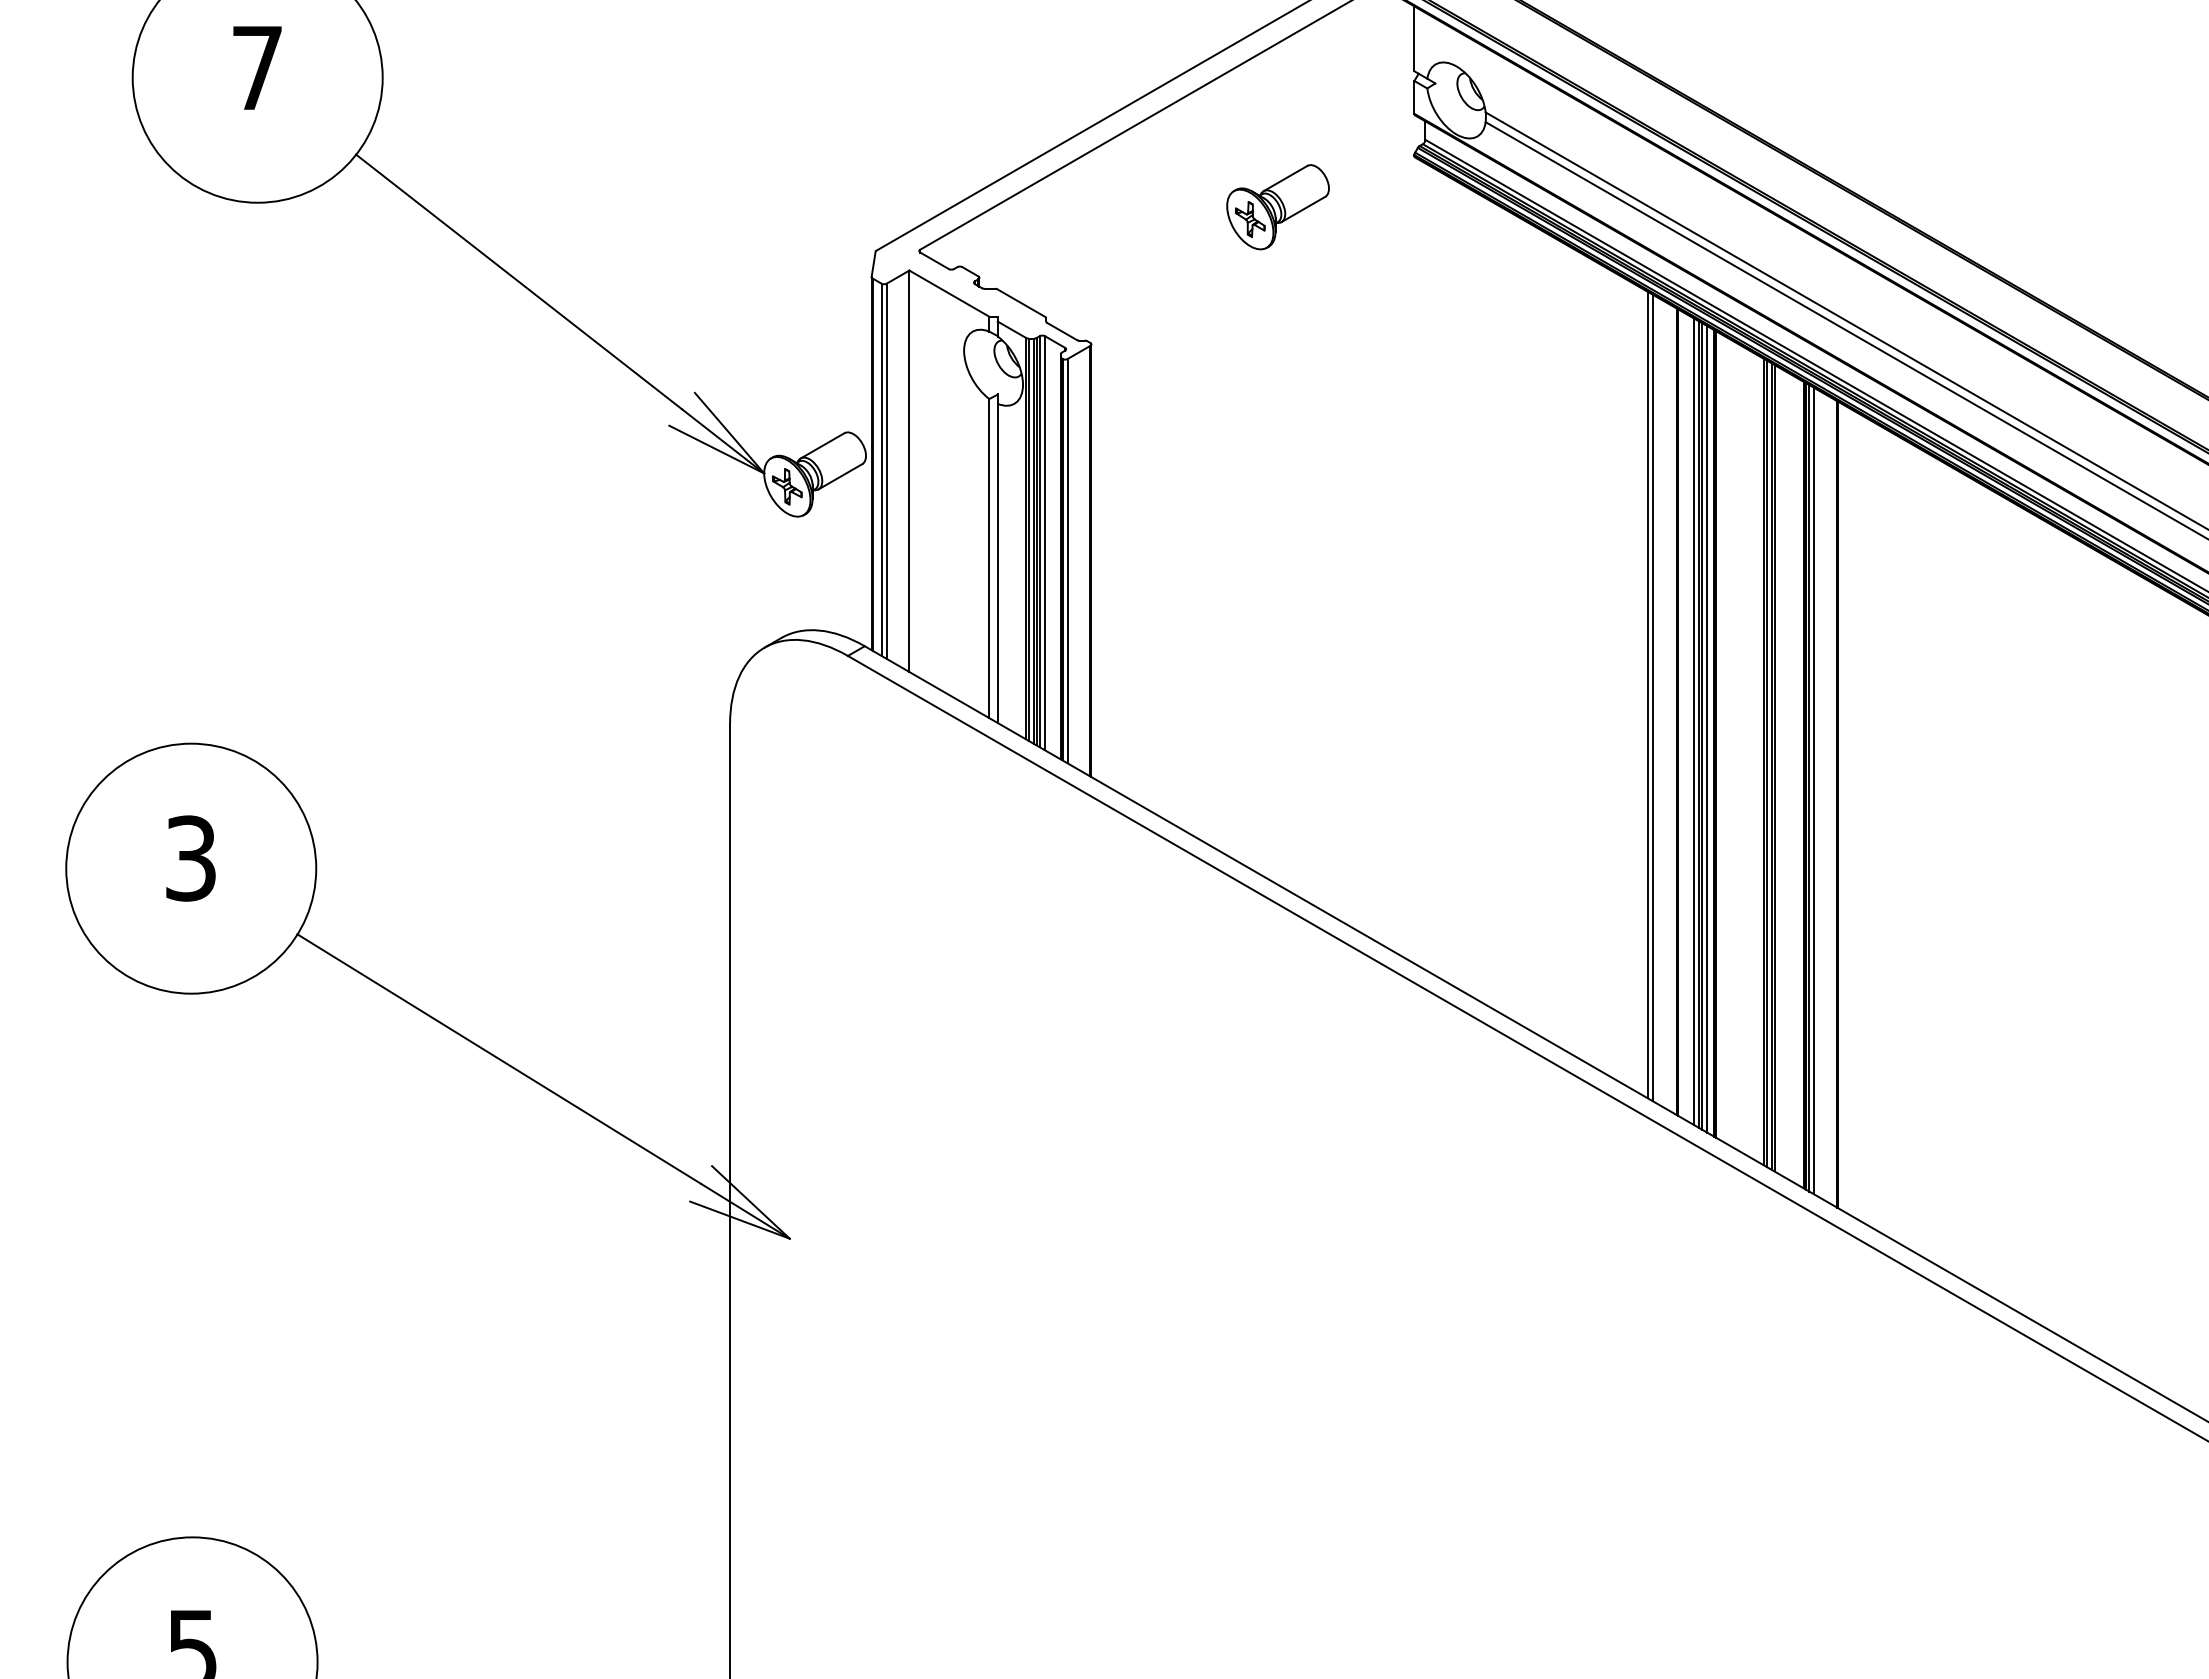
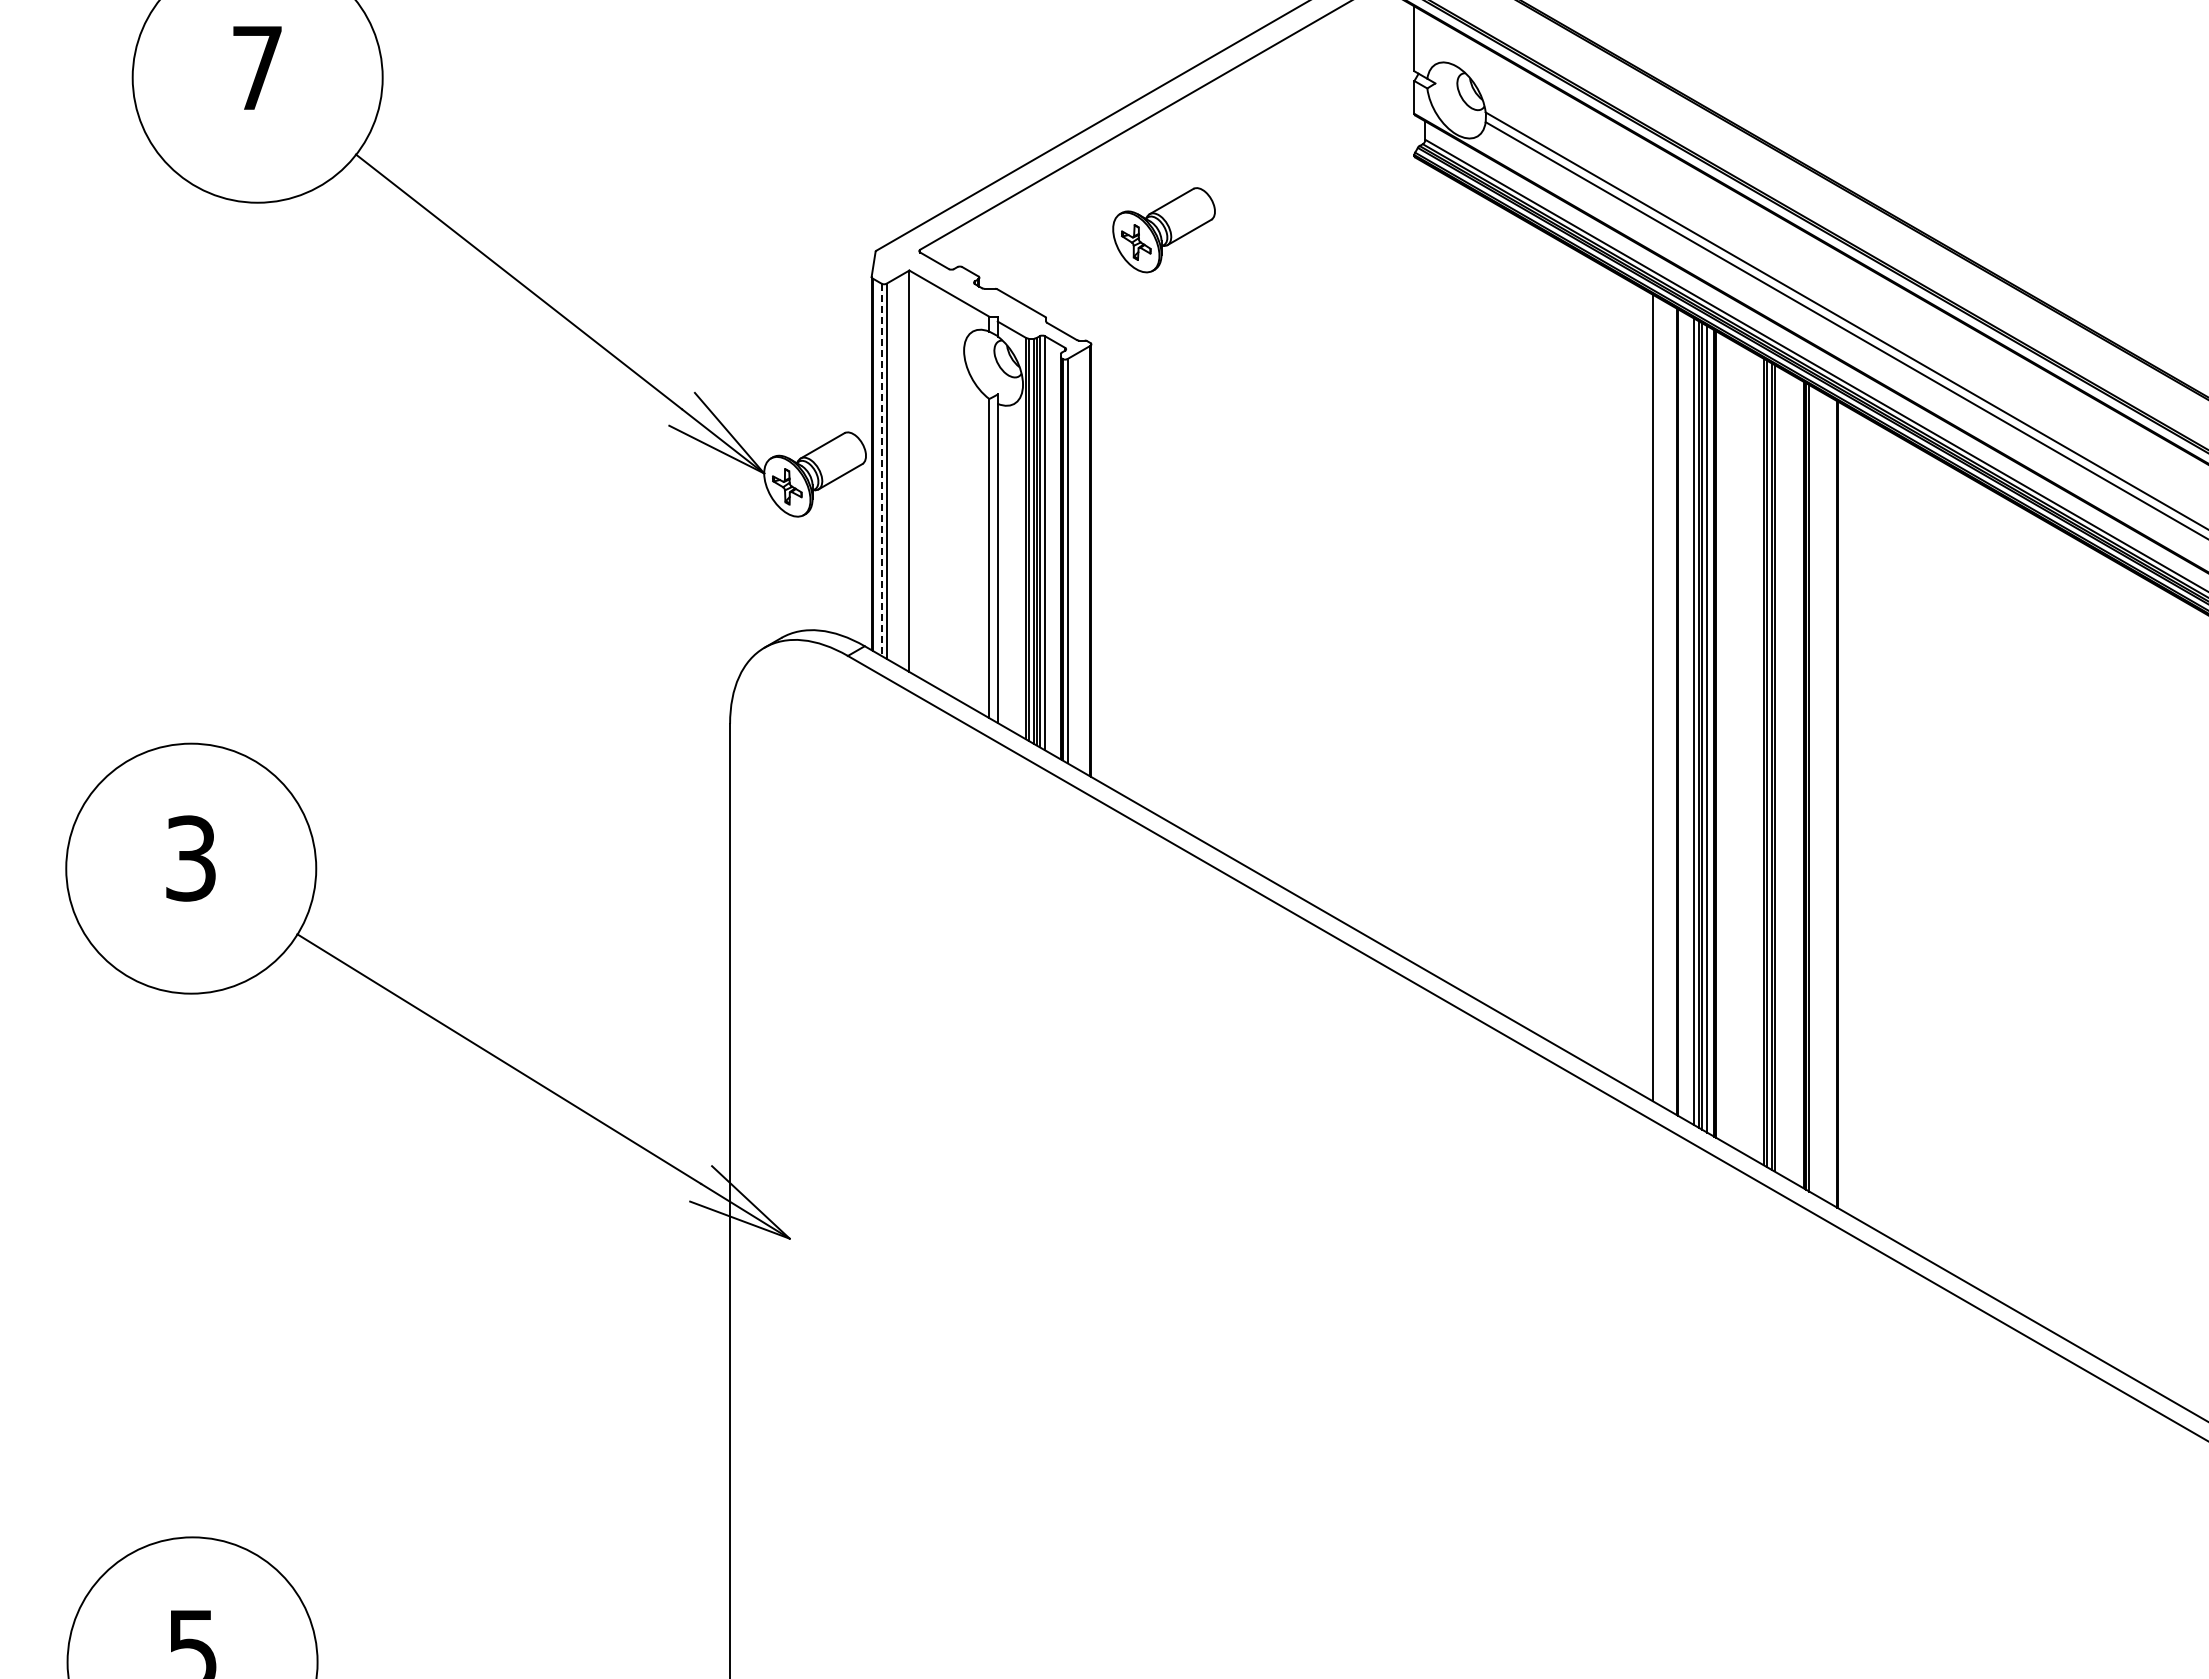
part position: (1277, 207) -> (1163, 230) (1163, 230)
line: solid -> dashed (881, 470)
line: present -> none (1647, 694)
line: present -> none (1814, 790)
